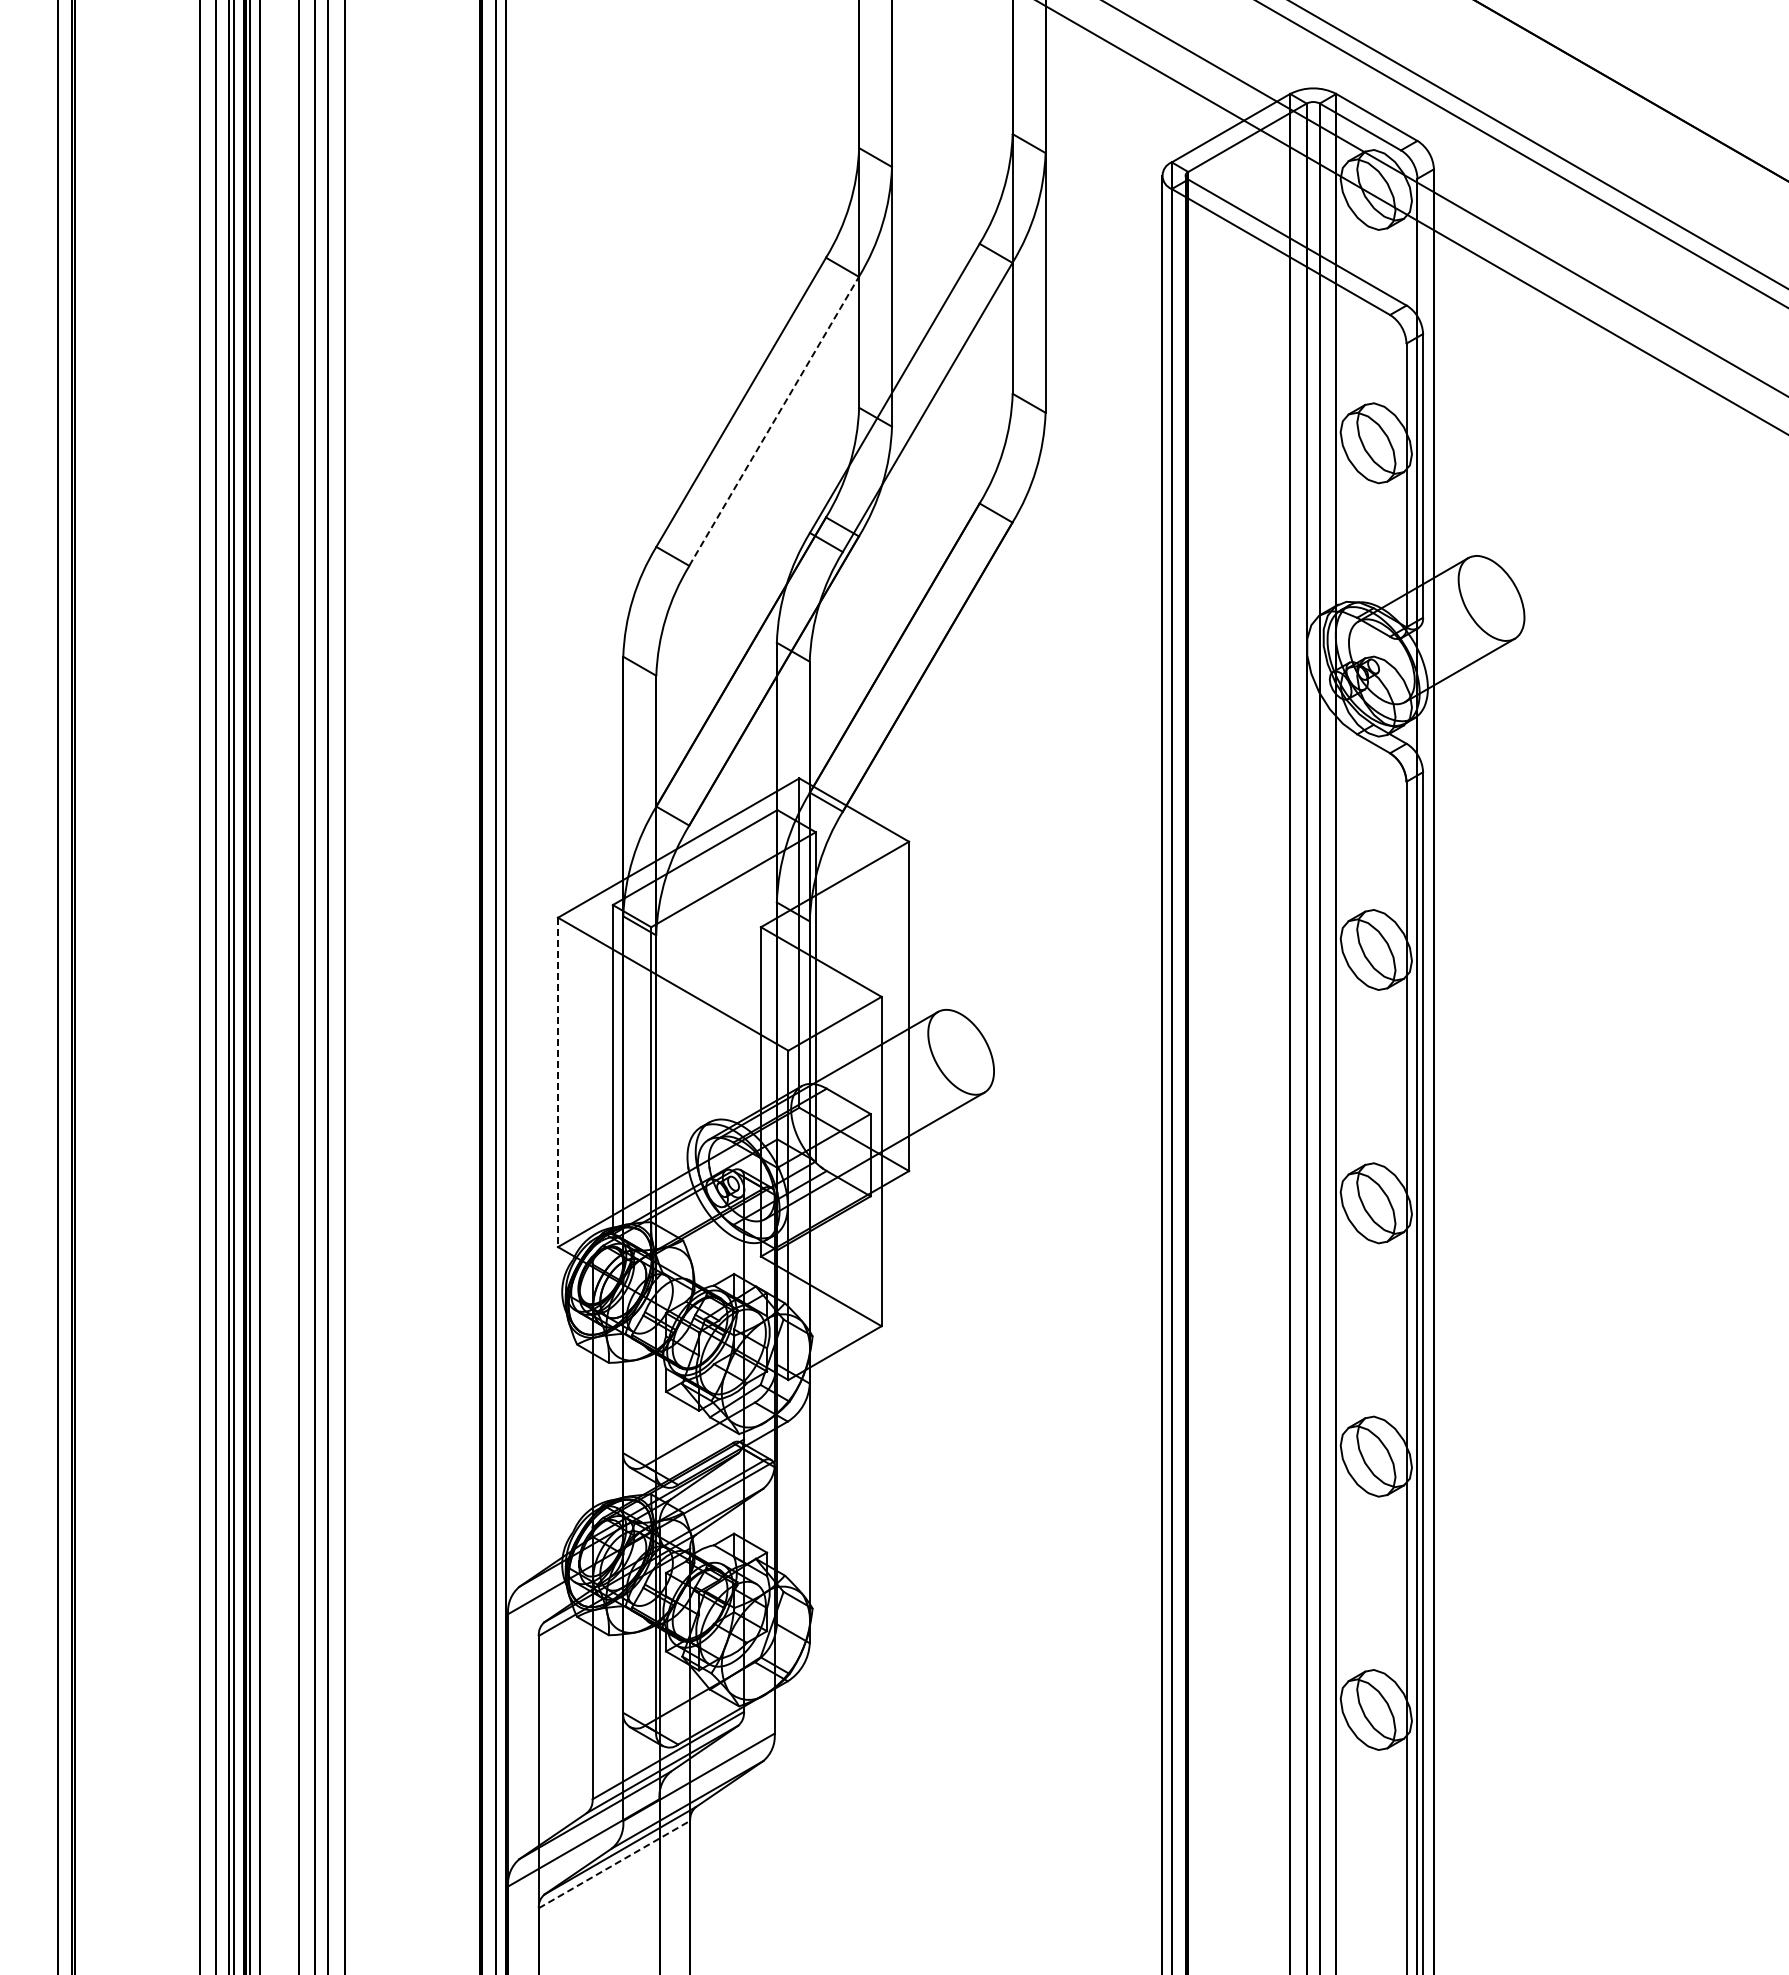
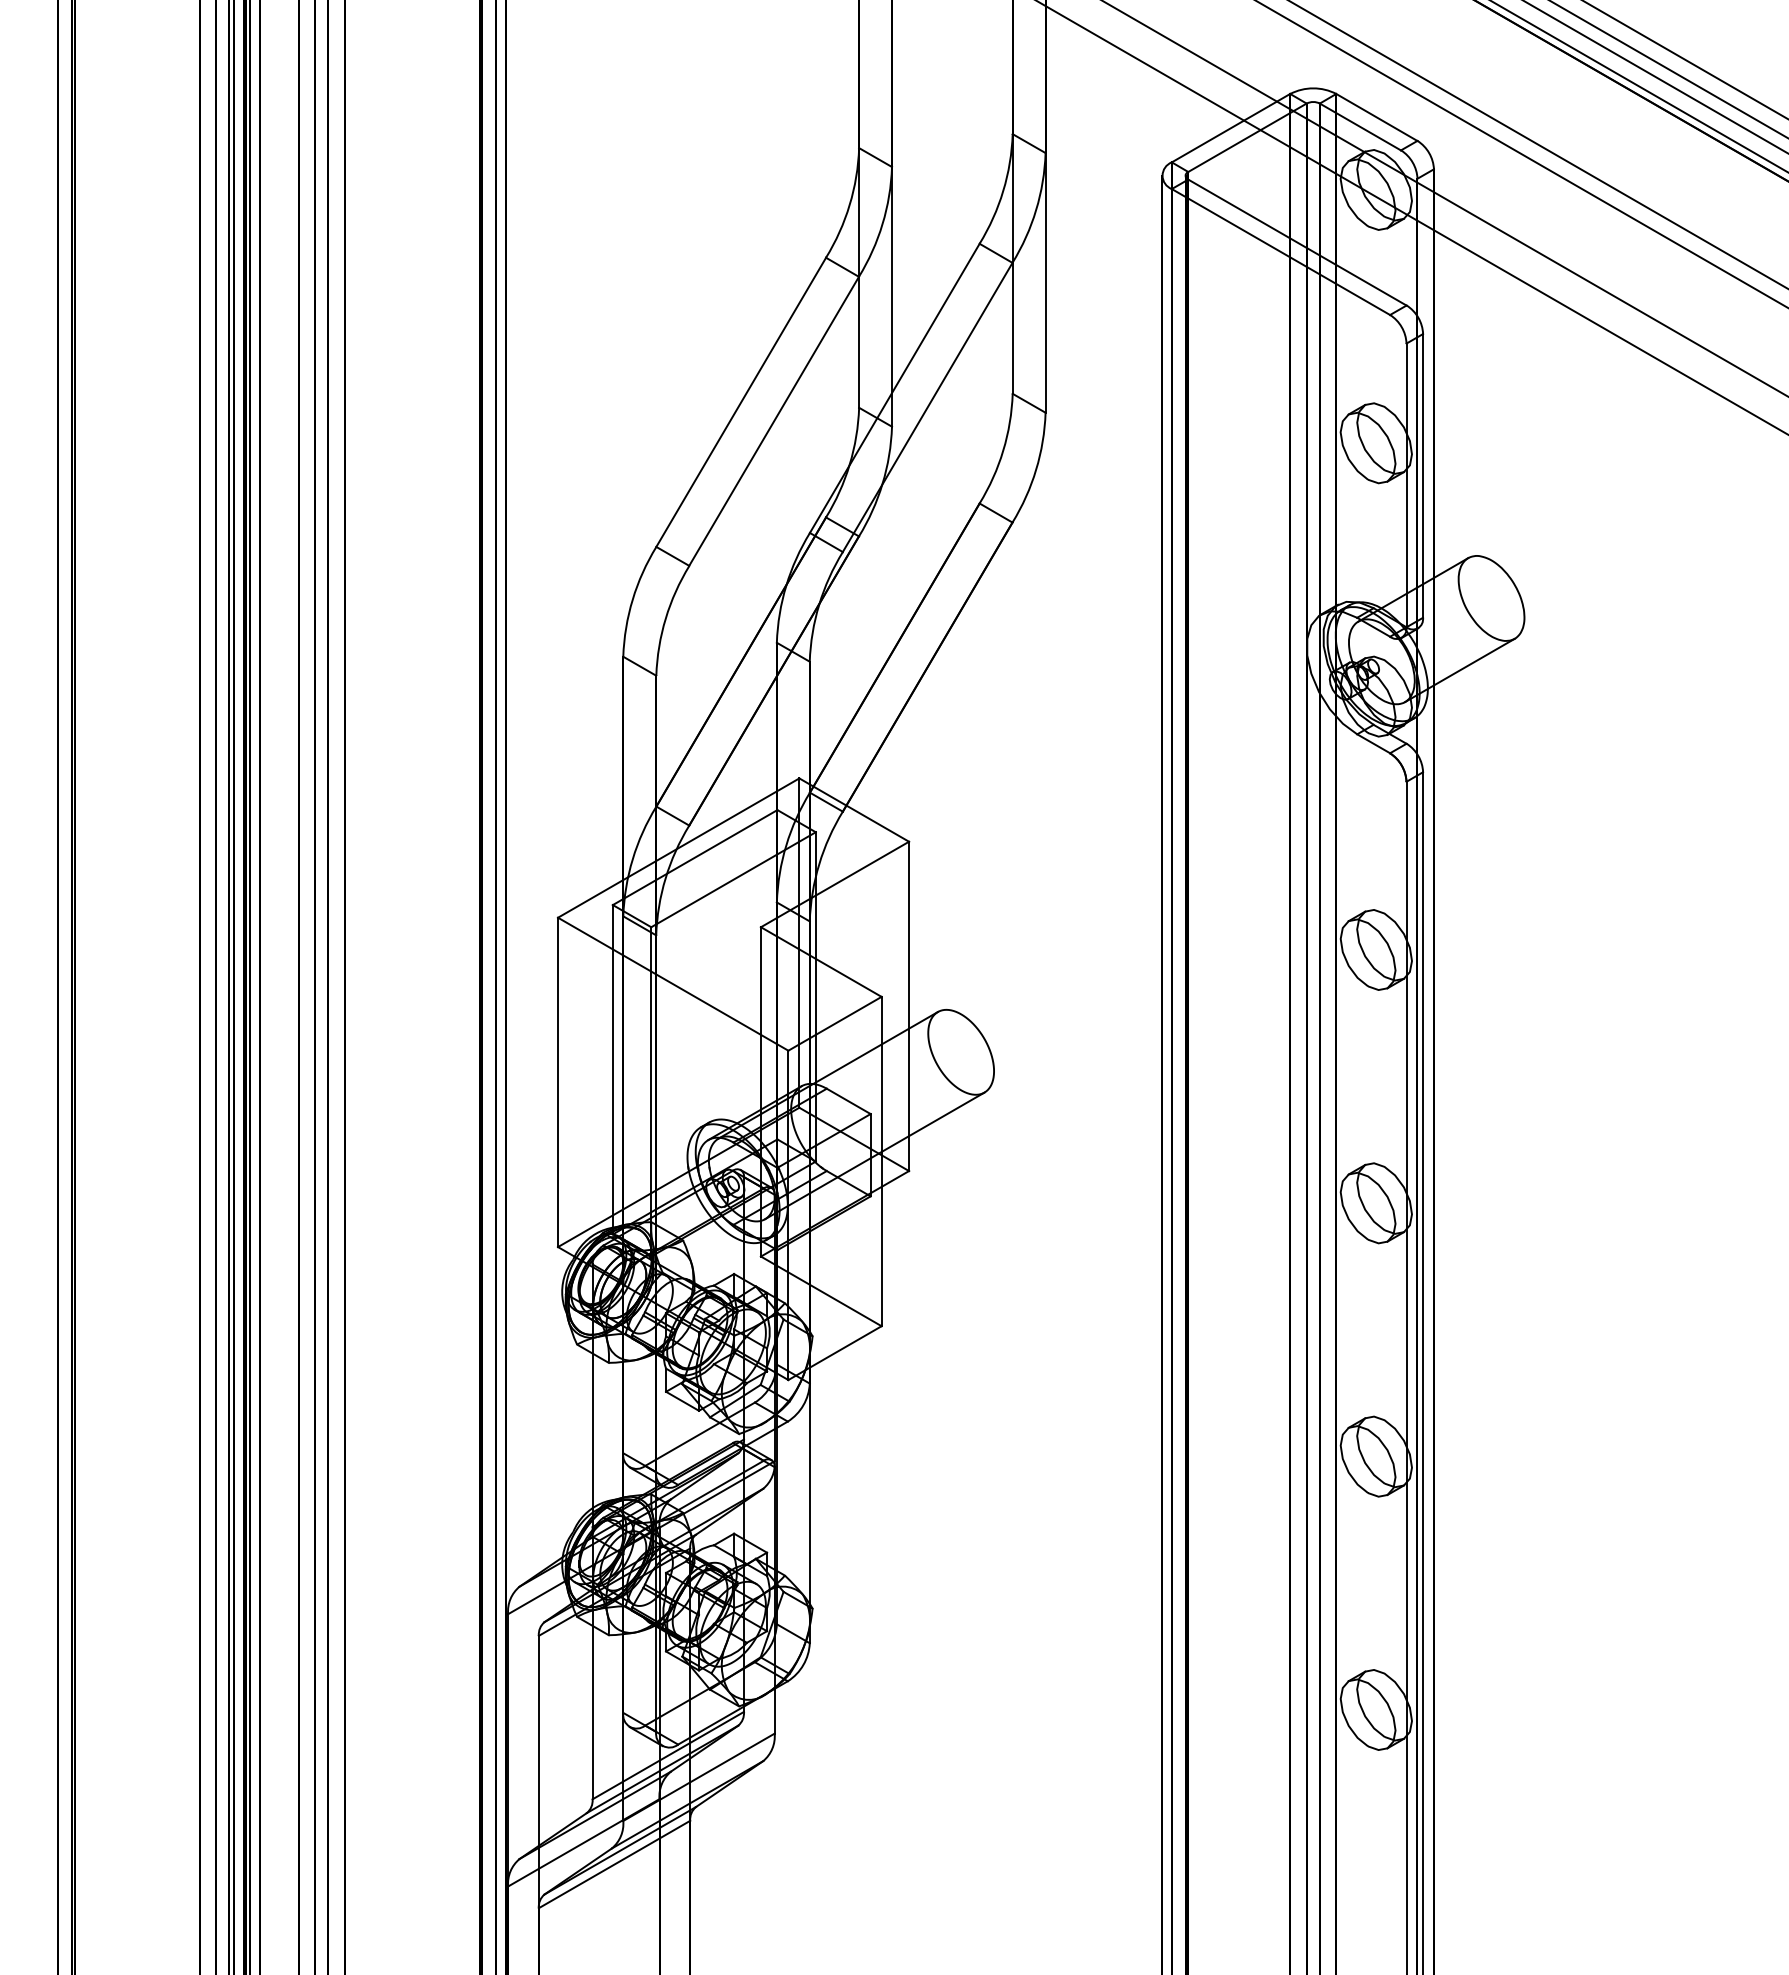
line: none -> present (1685, 59)
line: none -> present (1668, 69)
line: none -> present (1655, 76)
line: none -> present (1639, 86)
line: dashed -> solid (774, 421)
line: dashed -> solid (558, 1082)
line: dashed -> solid (614, 1864)
